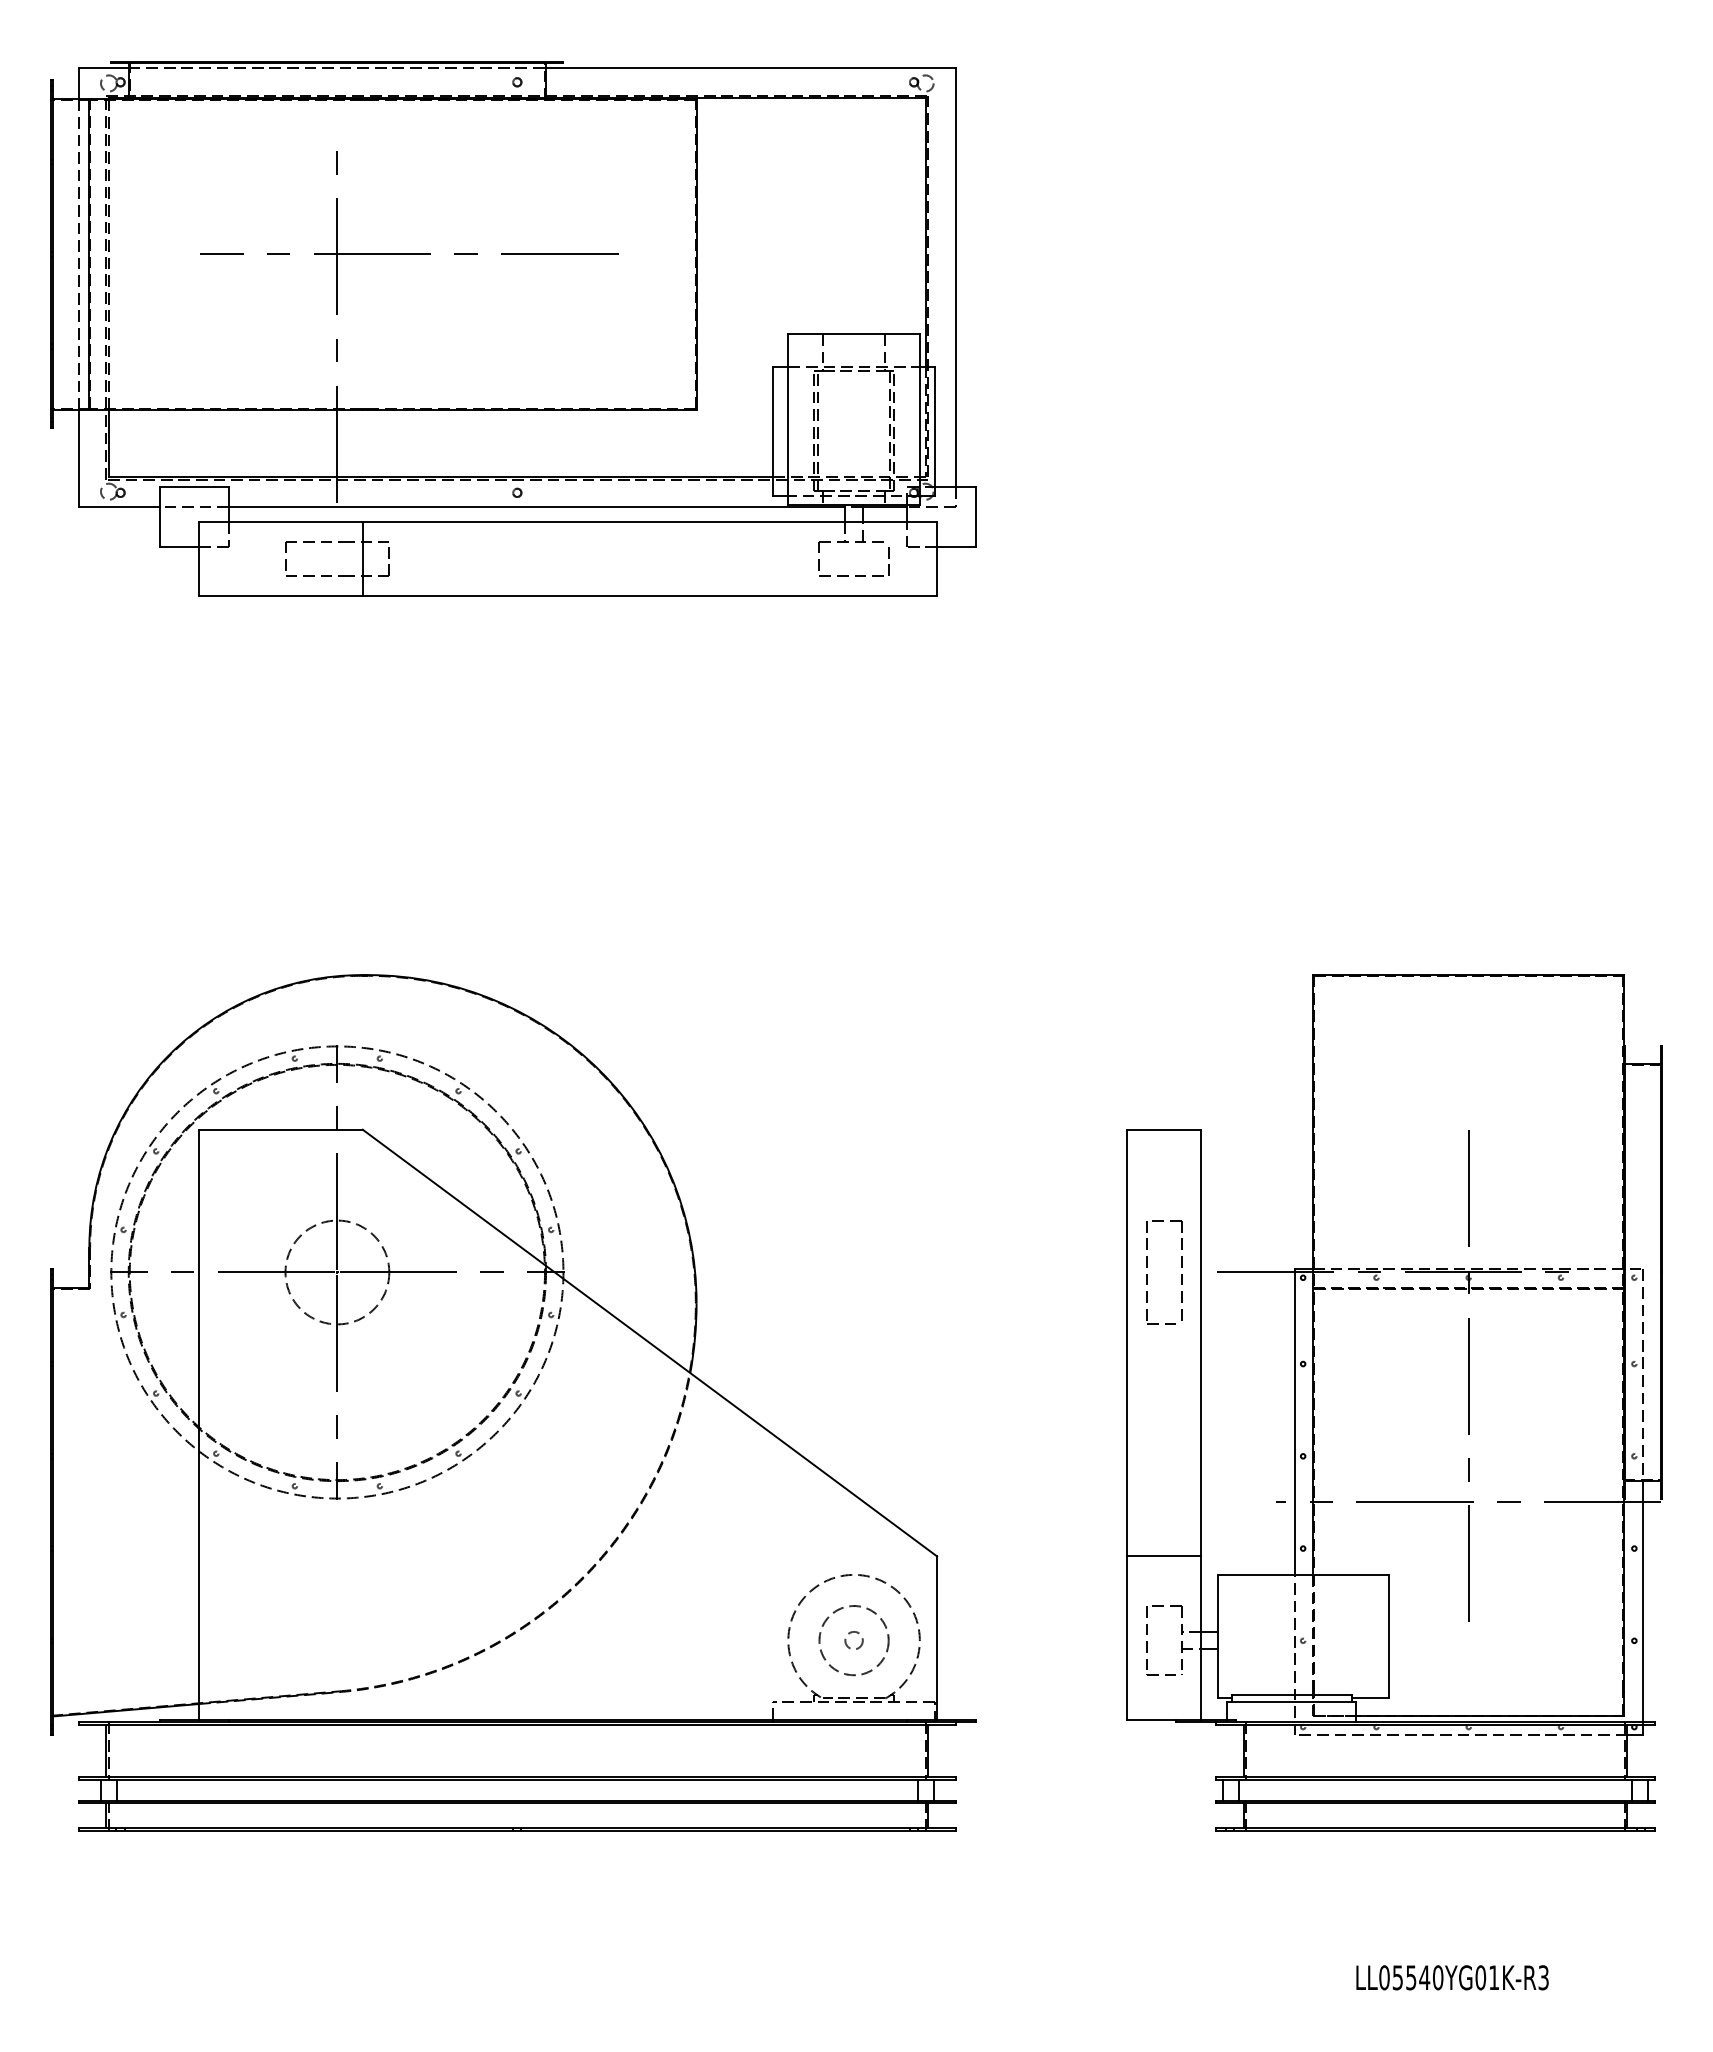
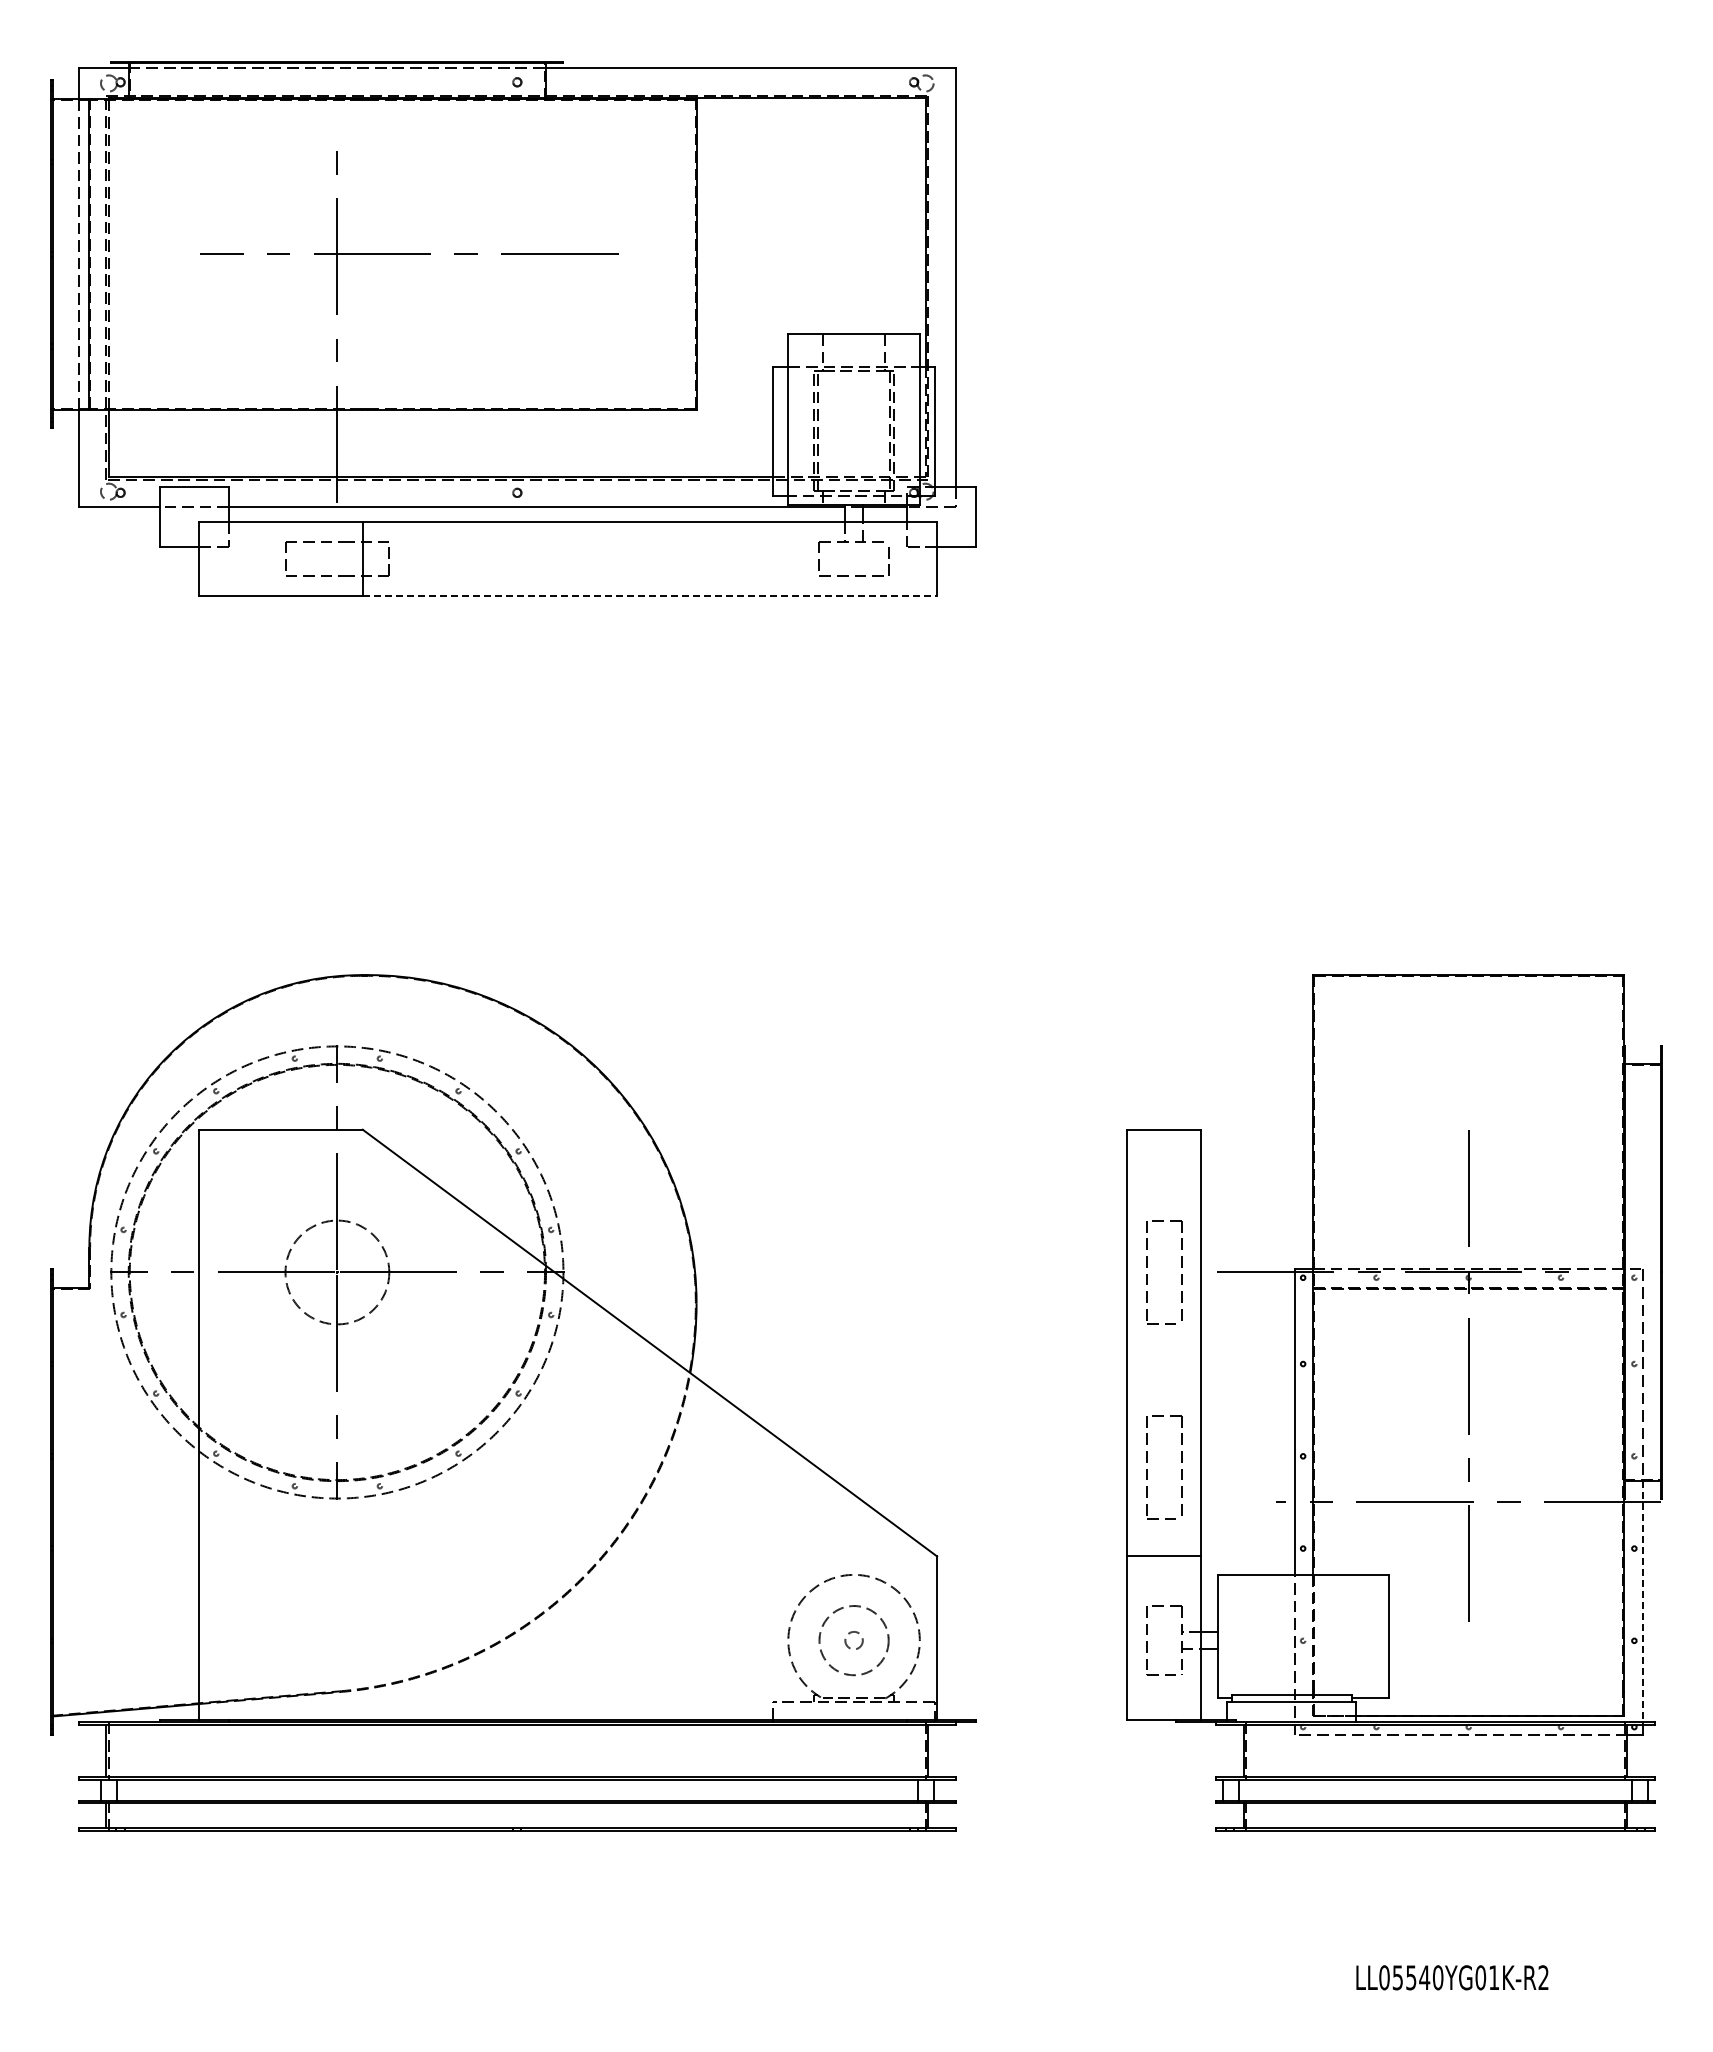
line: solid -> dashed (650, 595)
part: none -> present (1147, 1469)
line: solid -> dashed (1642, 1601)
text: LL05540YG01K-R3 -> LL05540YG01K-R2 (1543, 1977)
